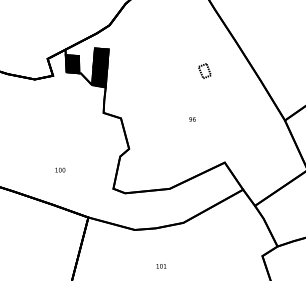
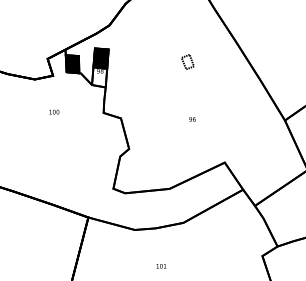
part position: (204, 70) -> (187, 61) (187, 61)
fill: present -> none (99, 77)
text position: (60, 169) -> (54, 111) (54, 111)
